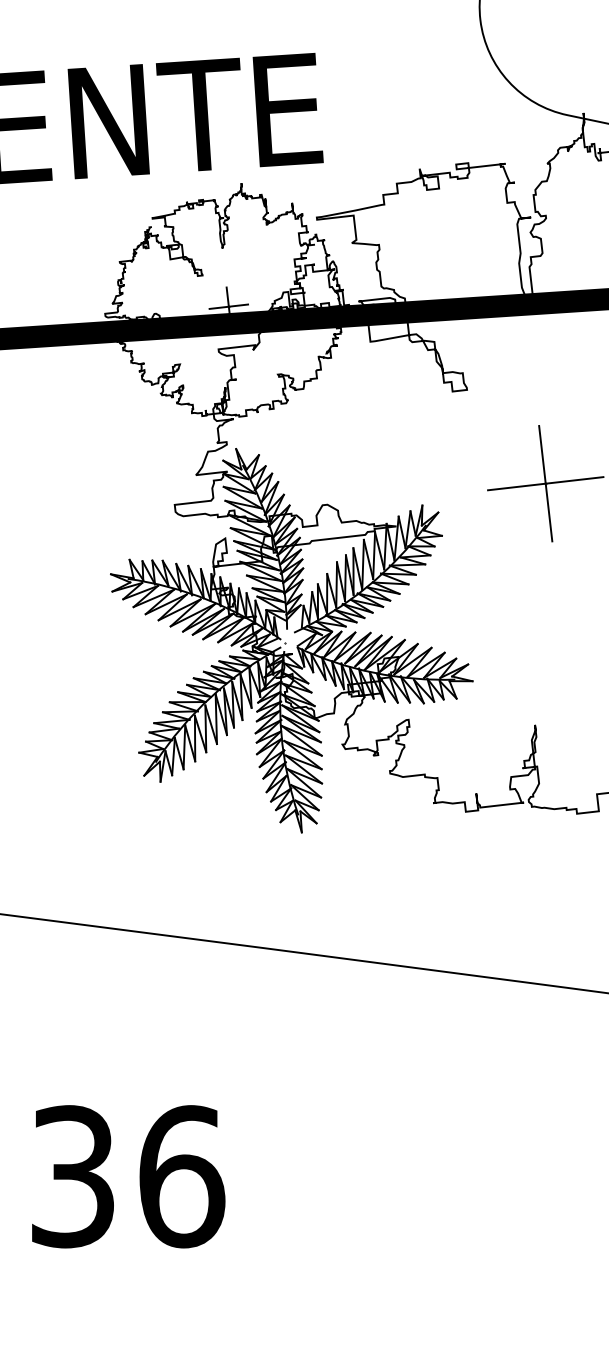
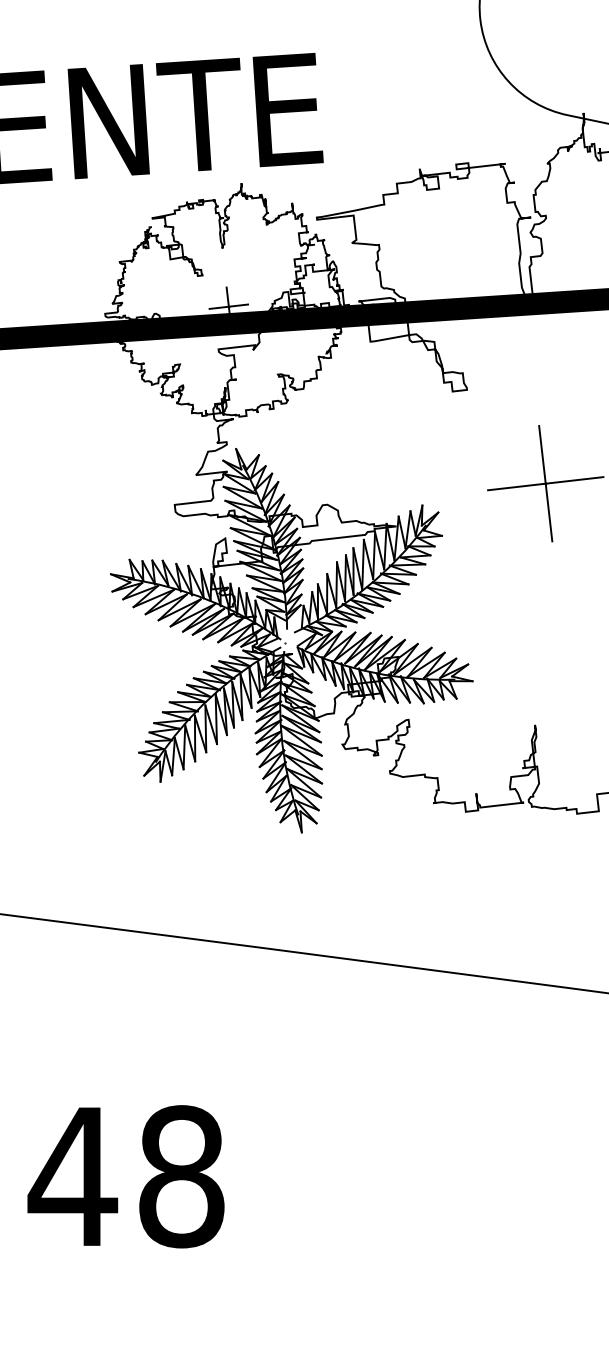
text: 36 -> 48 (126, 1176)
